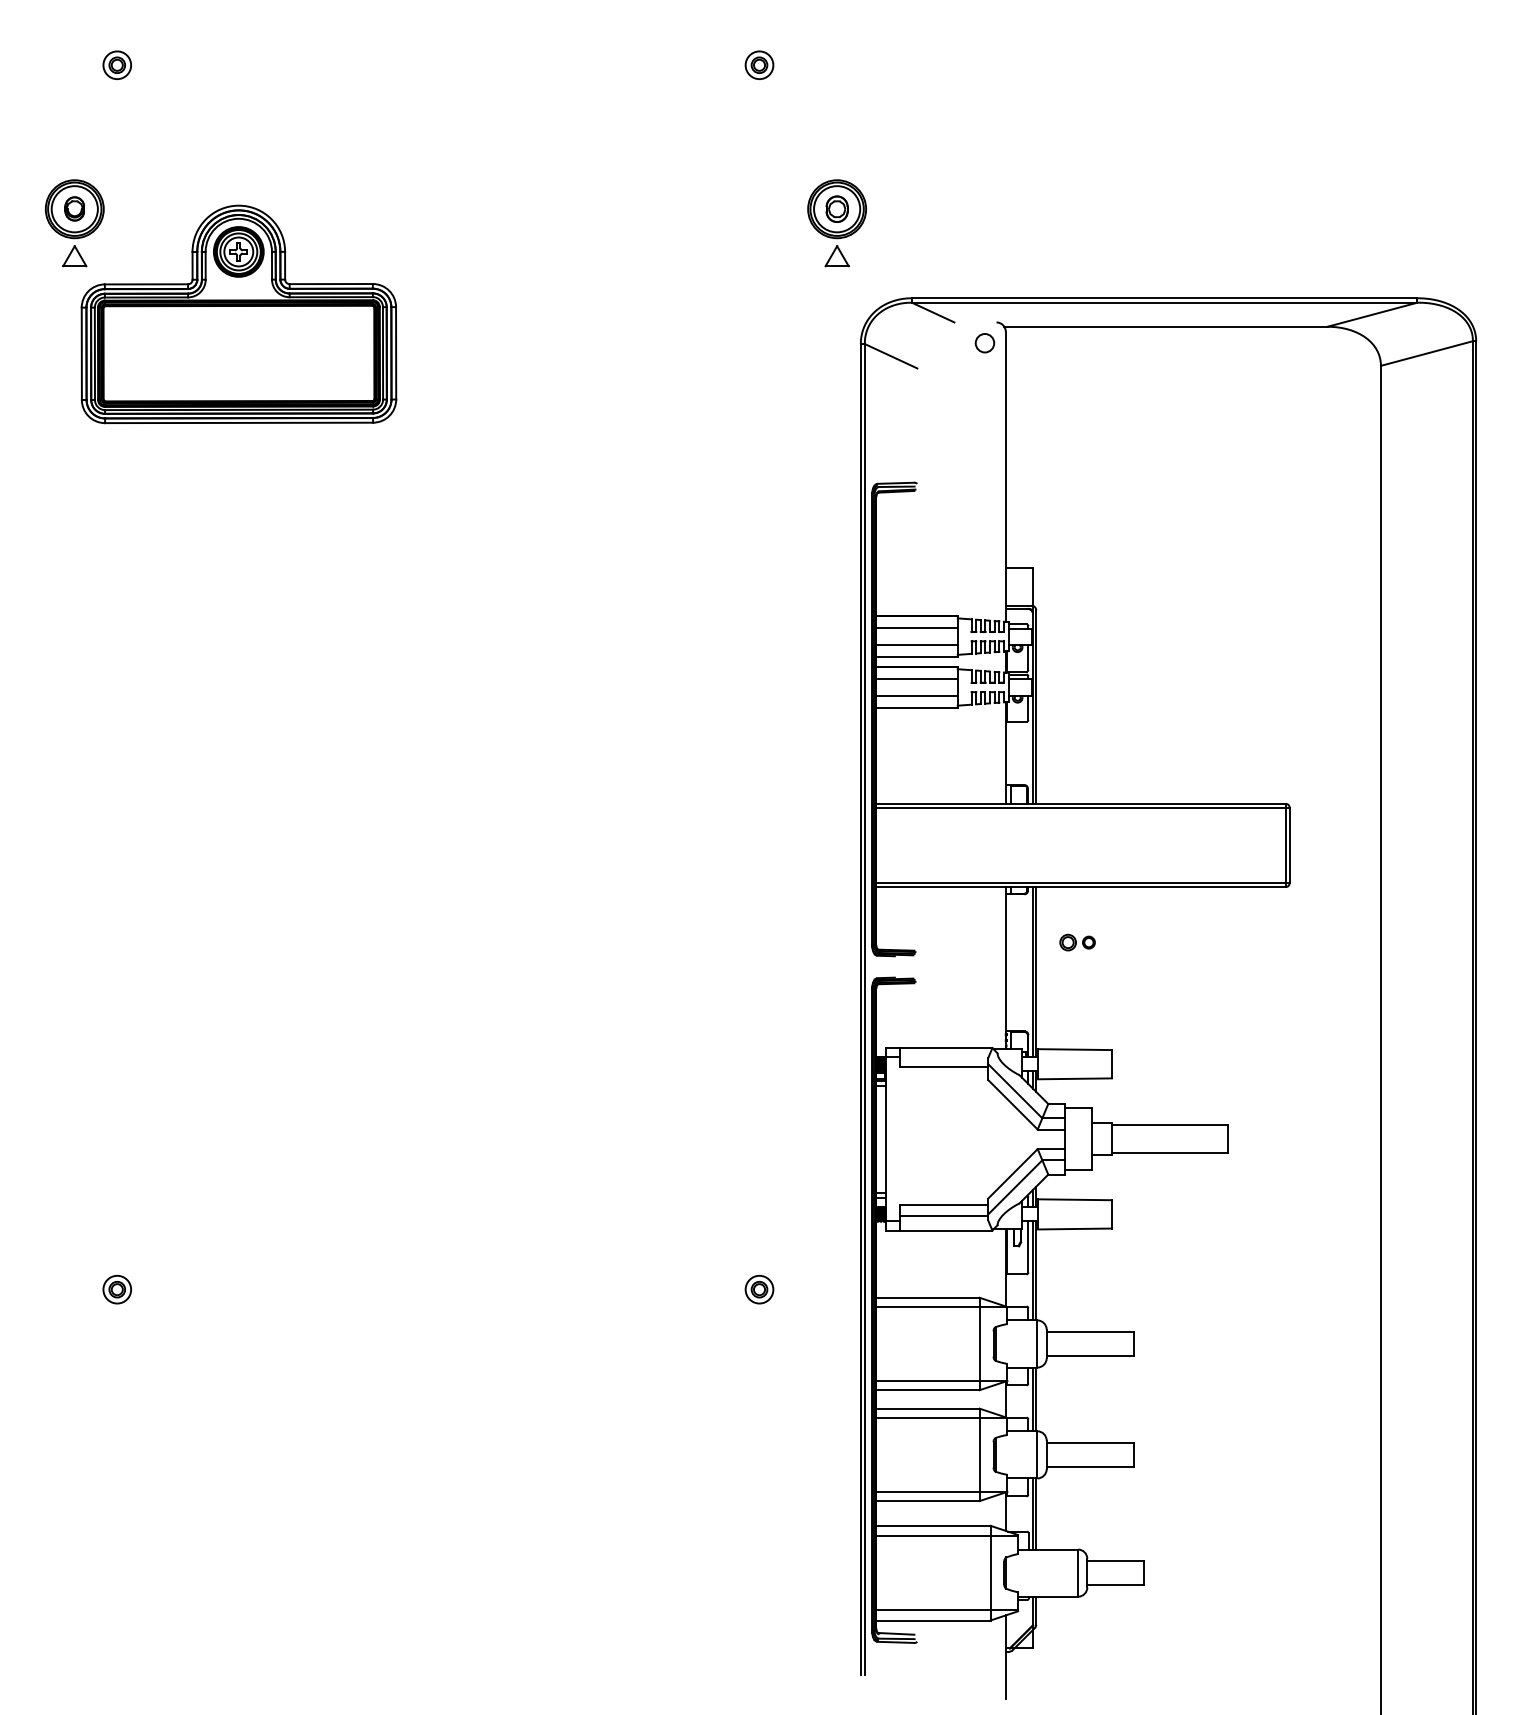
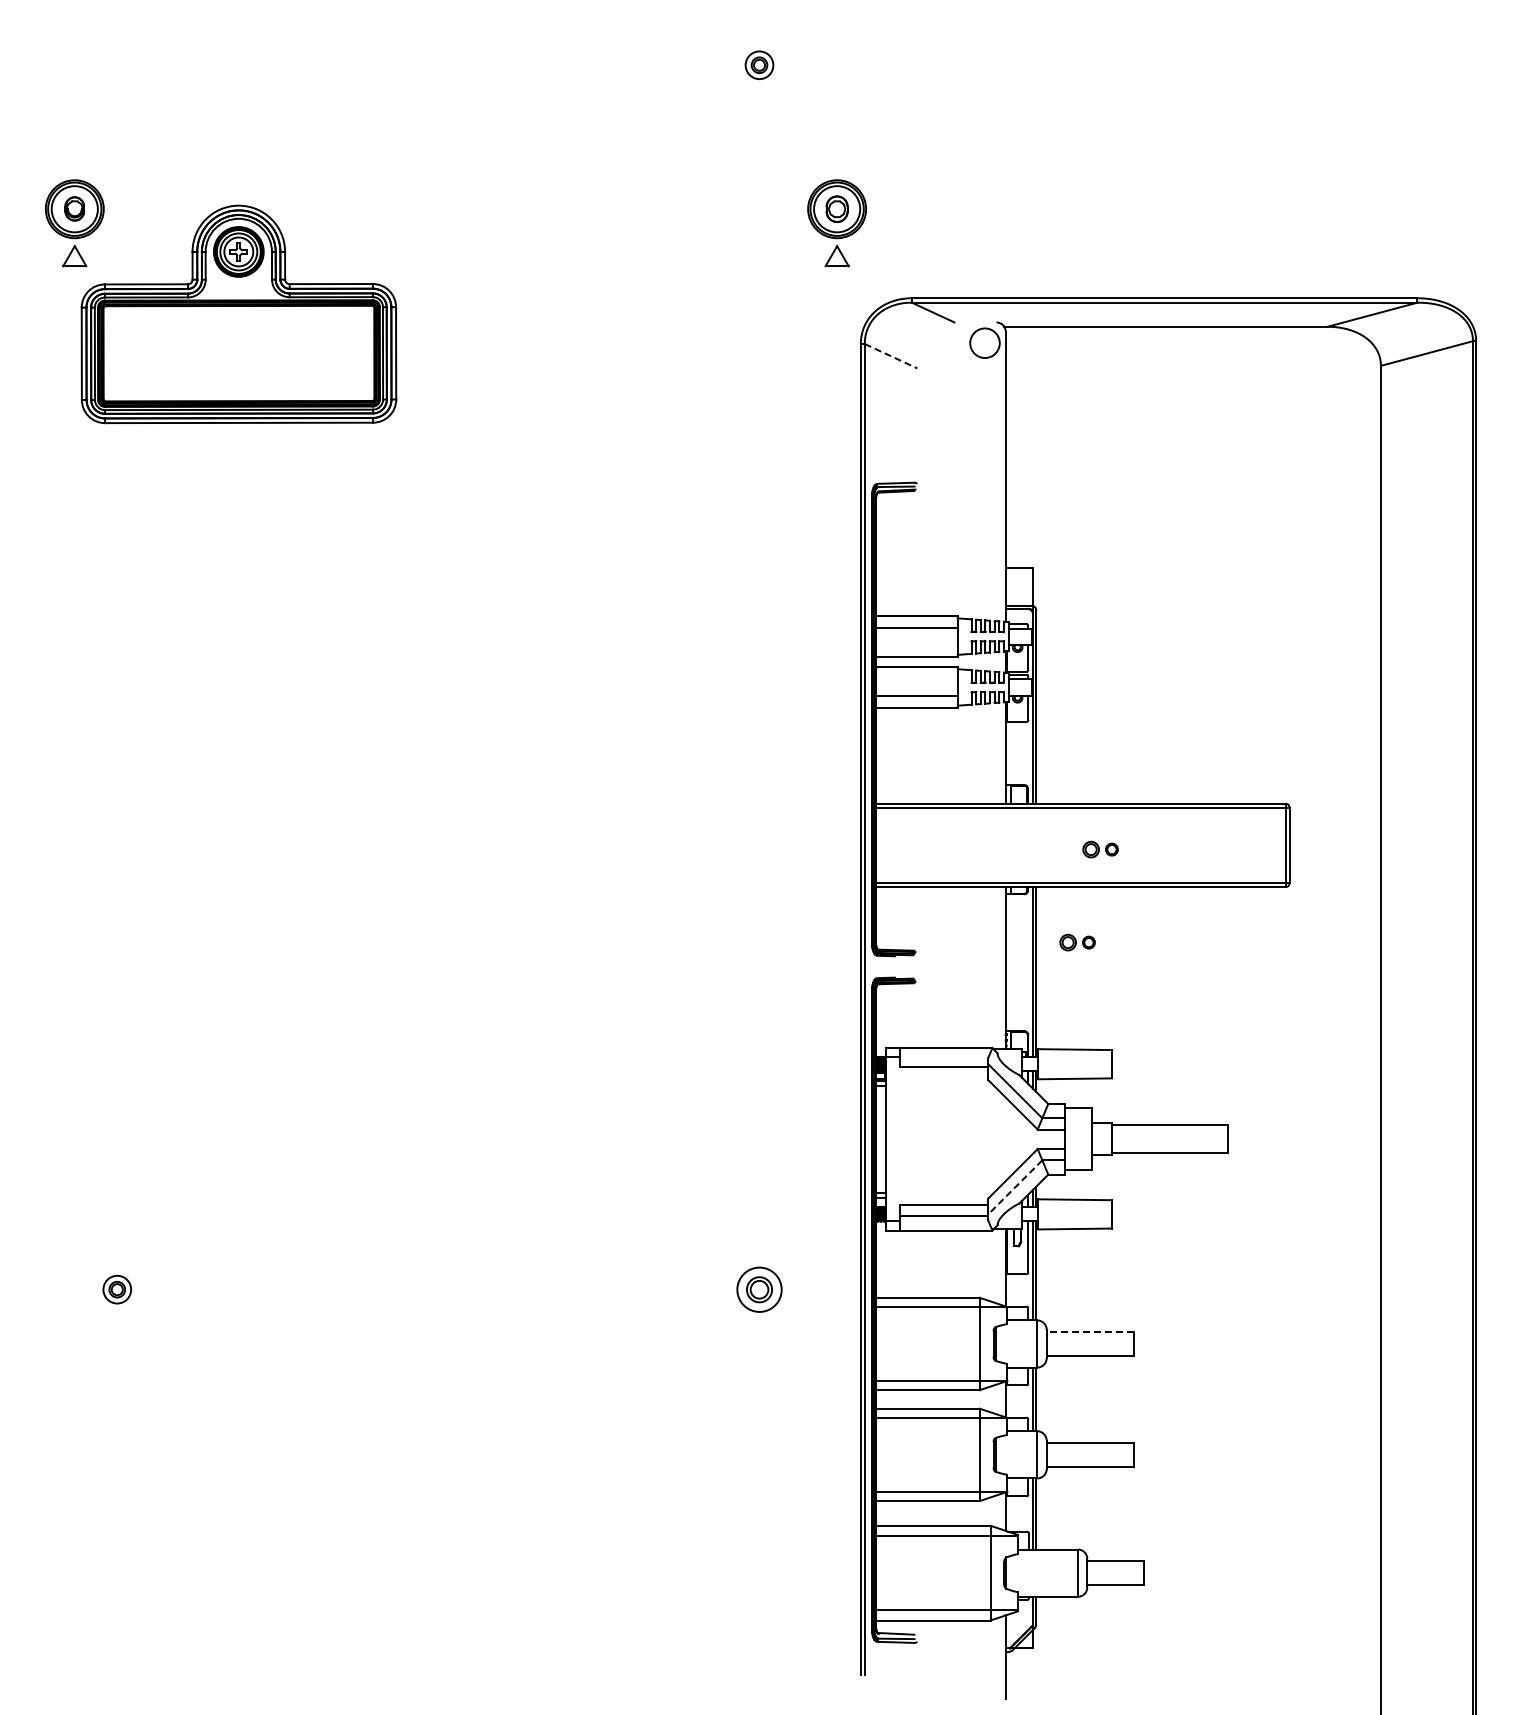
part: present -> none (116, 64)
circle diameter: 18 px -> 30 px (984, 343)
line: solid -> dashed (891, 356)
line: present -> none (916, 645)
line: present -> none (916, 679)
part: none -> present (1100, 849)
line: solid -> dashed (1014, 1187)
part size: 31x31 px -> 47x47 px (759, 1289)
line: solid -> dashed (1090, 1331)
